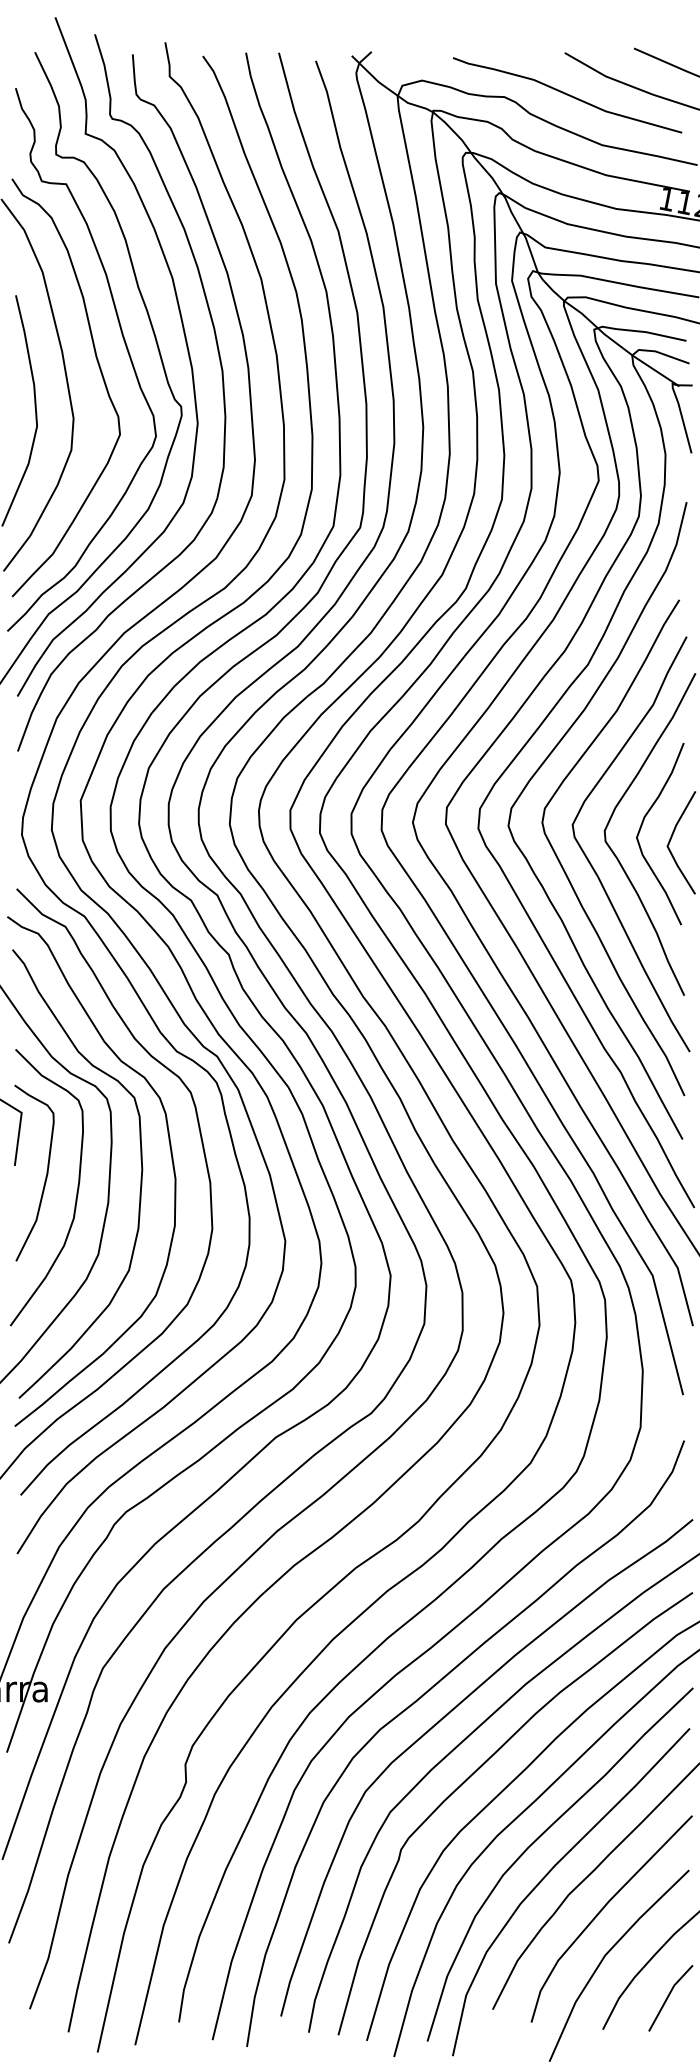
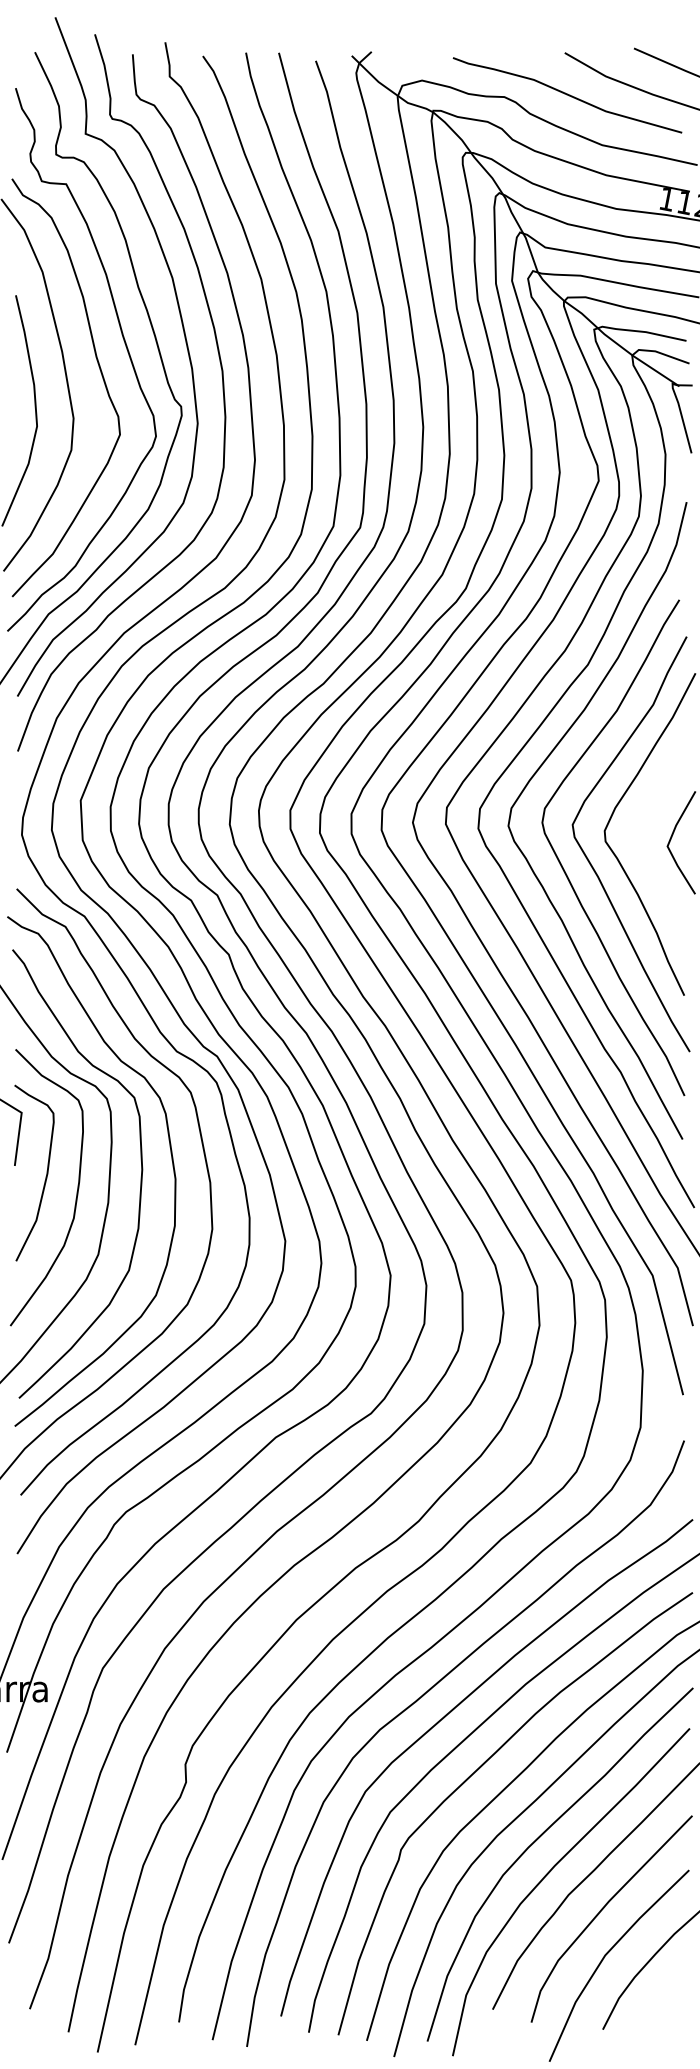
curve: present -> none (641, 828)
line: present -> none (668, 1998)
